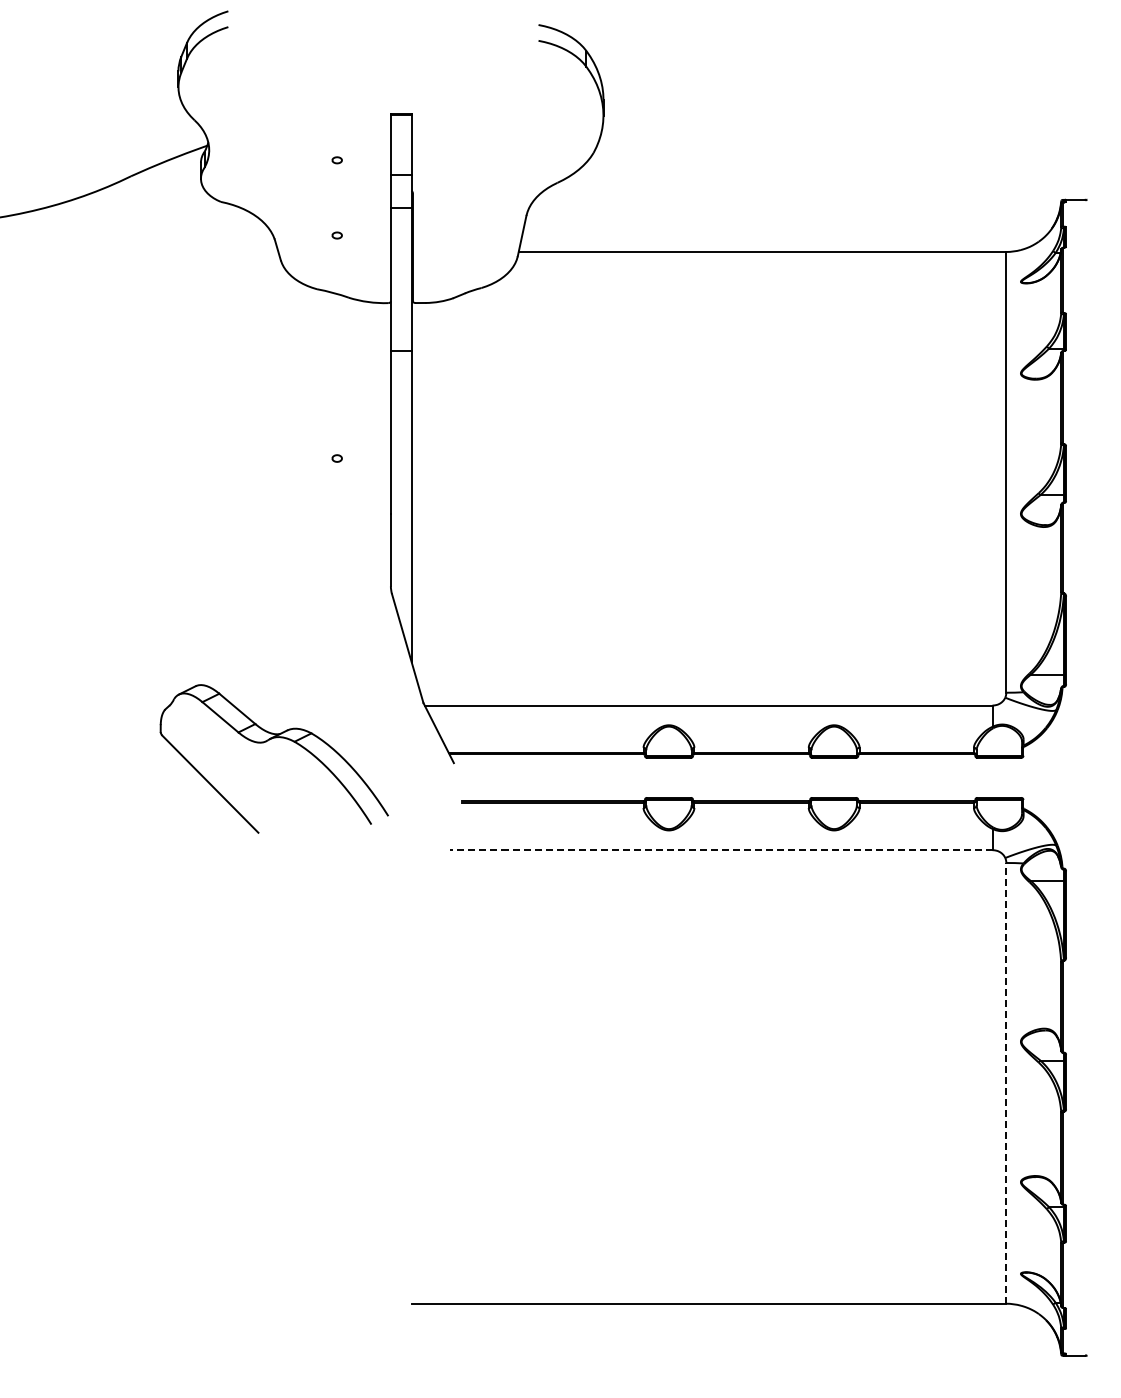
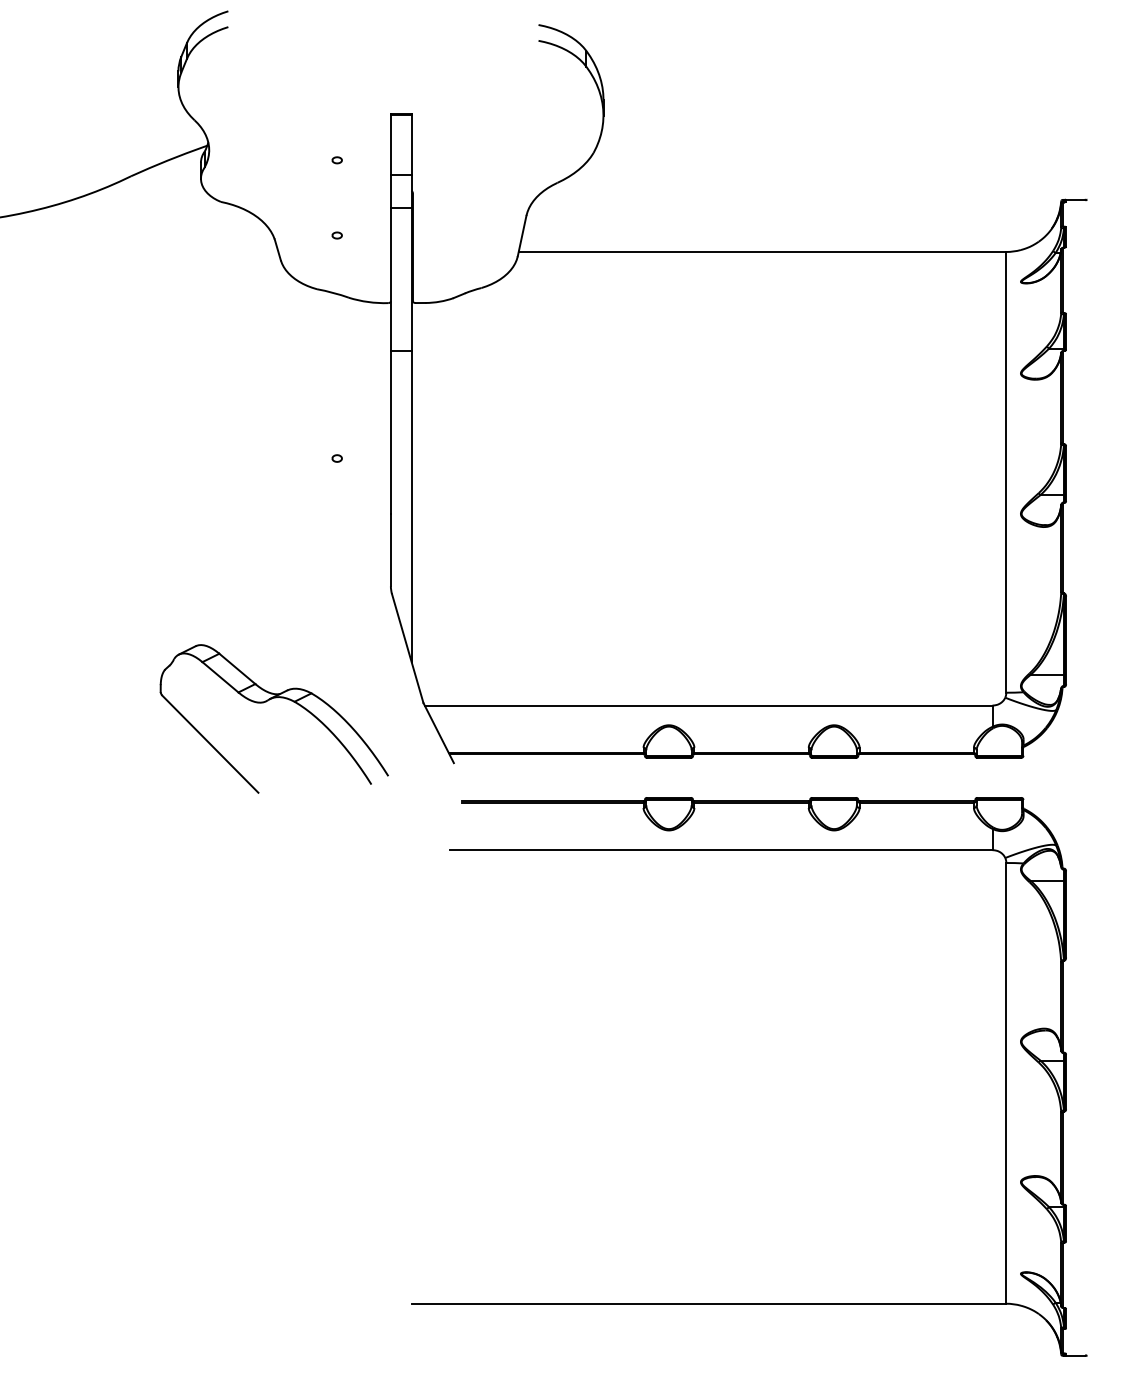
part position: (266, 742) -> (266, 702) (266, 702)
line: dashed -> solid (720, 850)
line: dashed -> solid (1006, 1082)
